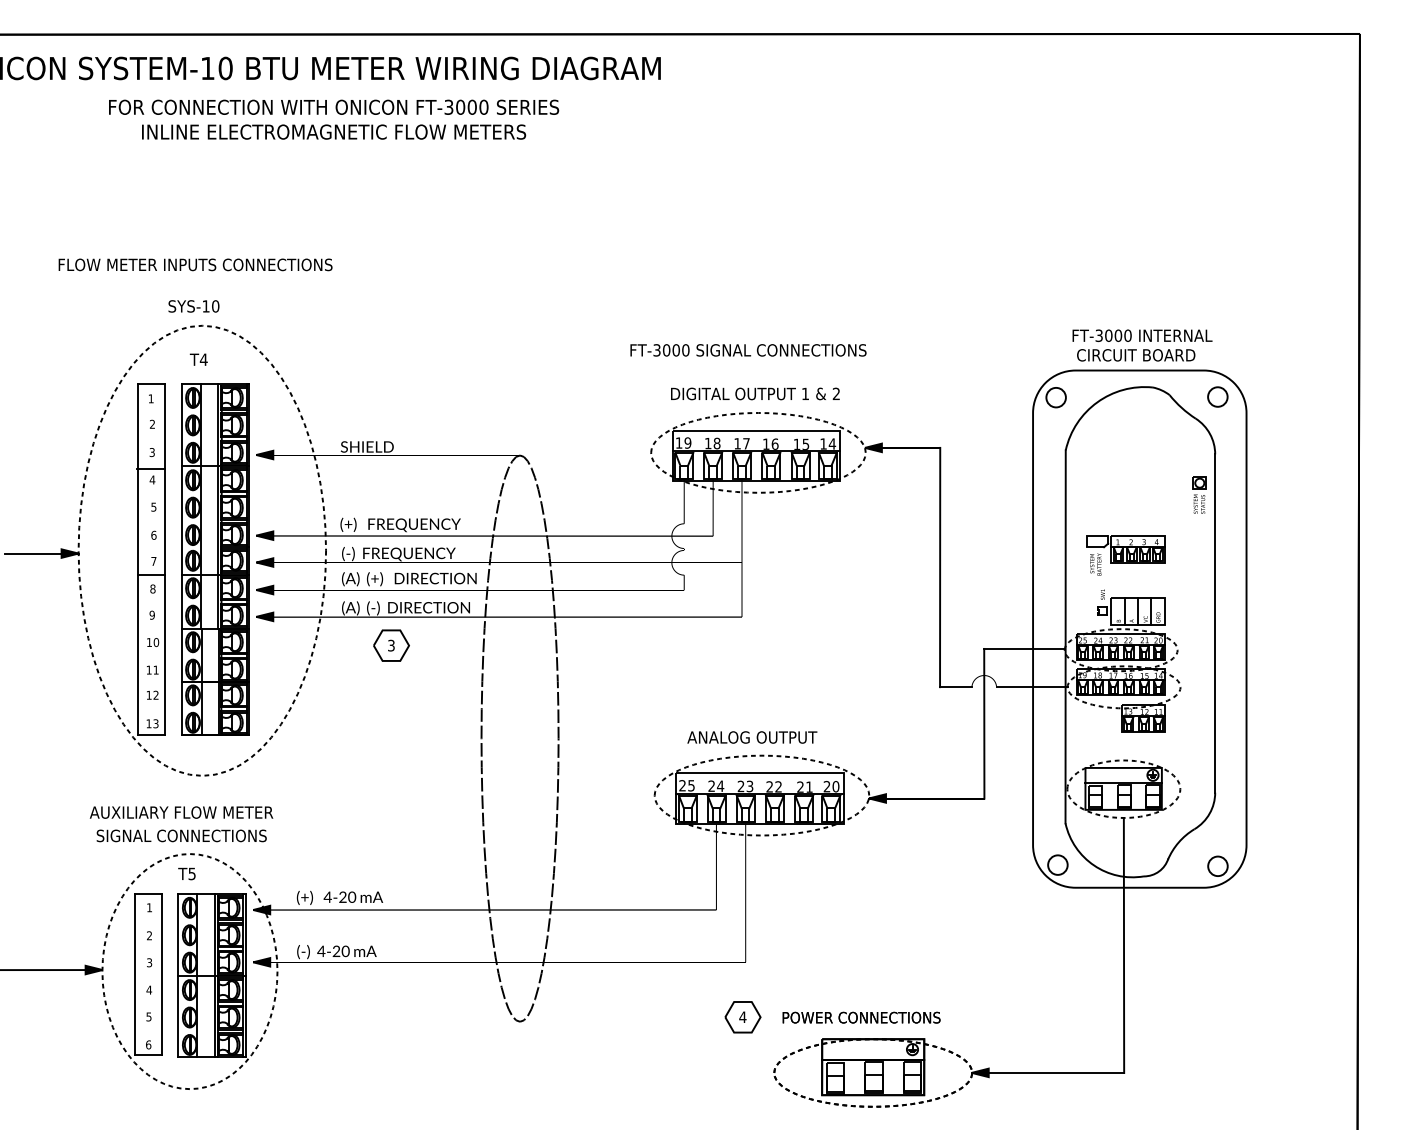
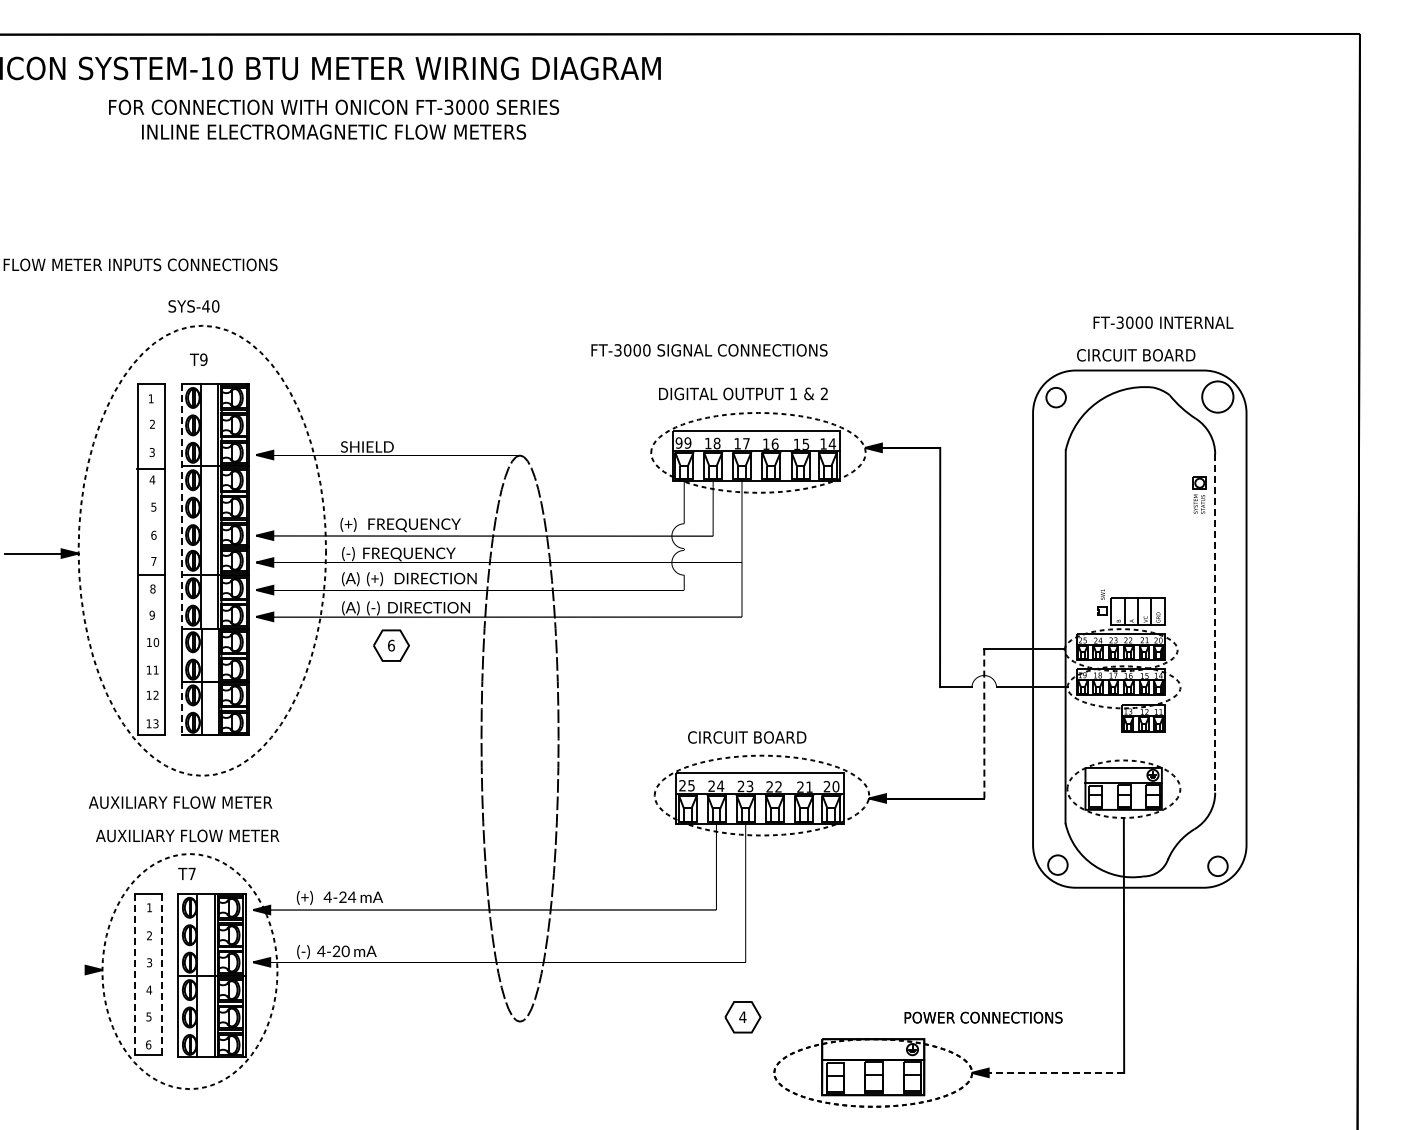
text position: (195, 264) -> (140, 264) (140, 264)
text: SYS-10 -> SYS-40 (205, 306)
text position: (1142, 335) -> (1163, 322) (1163, 322)
text position: (748, 350) -> (709, 350) (709, 350)
text: T4 -> T9 (203, 359)
text position: (755, 393) -> (743, 393) (743, 393)
circle diameter: 20 px -> 31 px (1217, 396)
text: 19 -> 99 (678, 442)
line: solid -> dashed (181, 506)
part: present -> none (1125, 555)
line: solid -> dashed (1215, 624)
text: 3 -> 6 (391, 645)
line: solid -> dashed (181, 708)
line: solid -> dashed (984, 723)
text: ANALOG OUTPUT -> CIRCUIT BOARD (752, 737)
text position: (181, 812) -> (180, 802) (180, 802)
text: SIGNAL CONNECTIONS -> AUXILIARY FLOW METER (187, 835)
text: T5 -> T7 (191, 873)
text: 4-20 -> 4-24 (351, 896)
line: present -> none (43, 970)
line: solid -> dashed (134, 974)
line: solid -> dashed (161, 974)
text position: (861, 1017) -> (983, 1017) (983, 1017)
line: solid -> dashed (1047, 1073)
